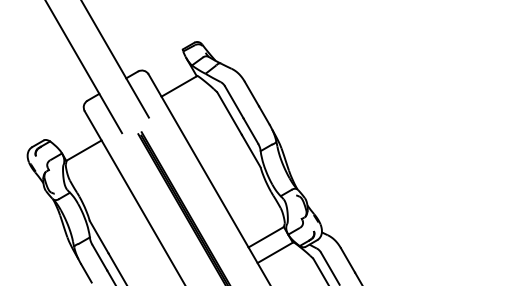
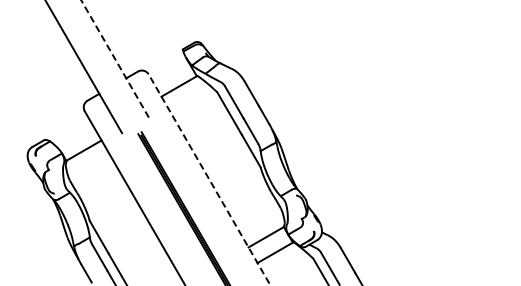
line: solid -> dashed (114, 58)
line: solid -> dashed (209, 180)
